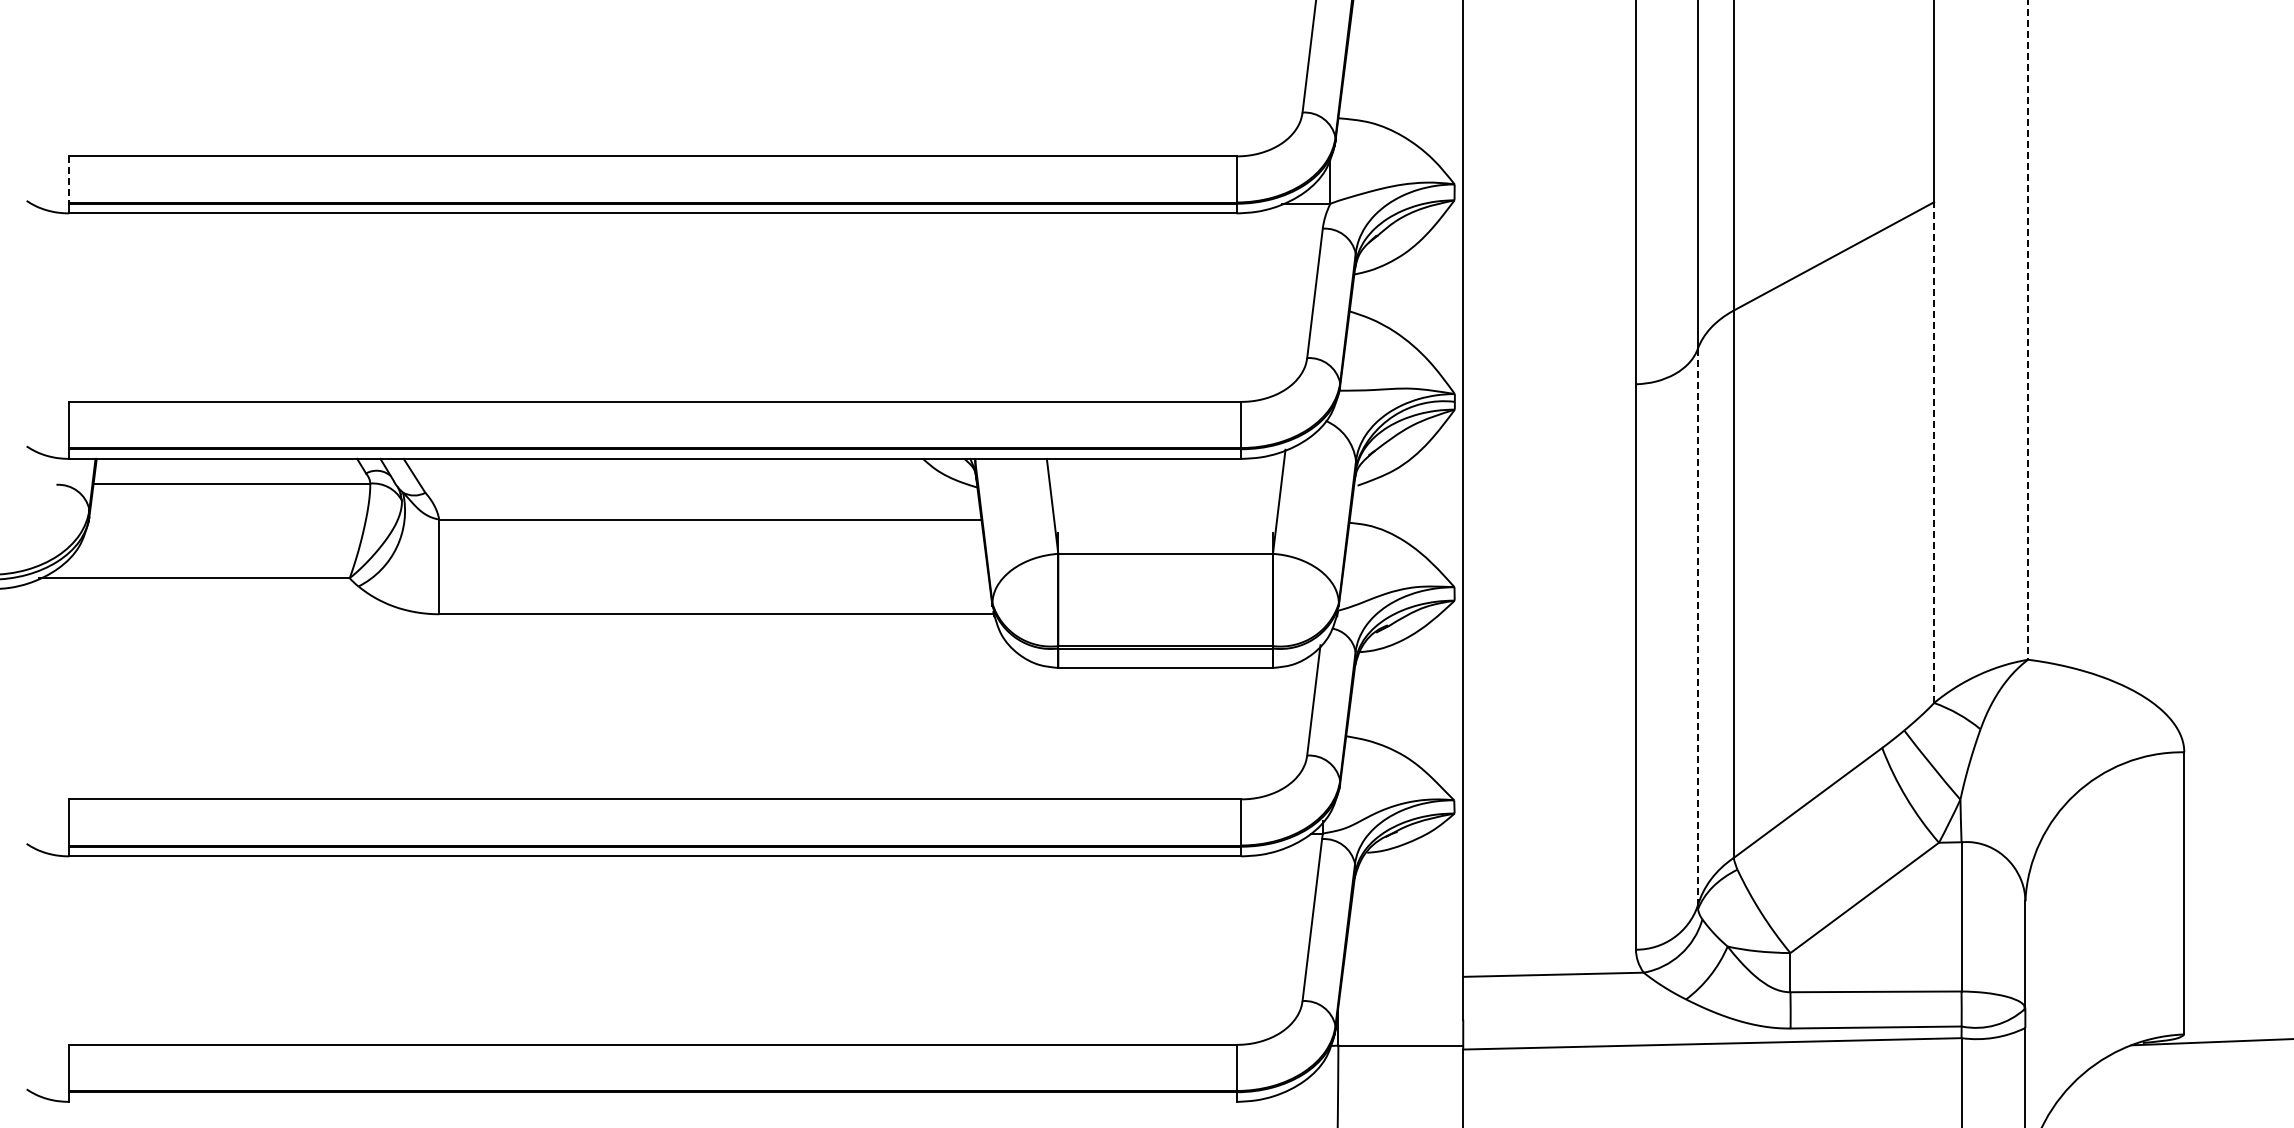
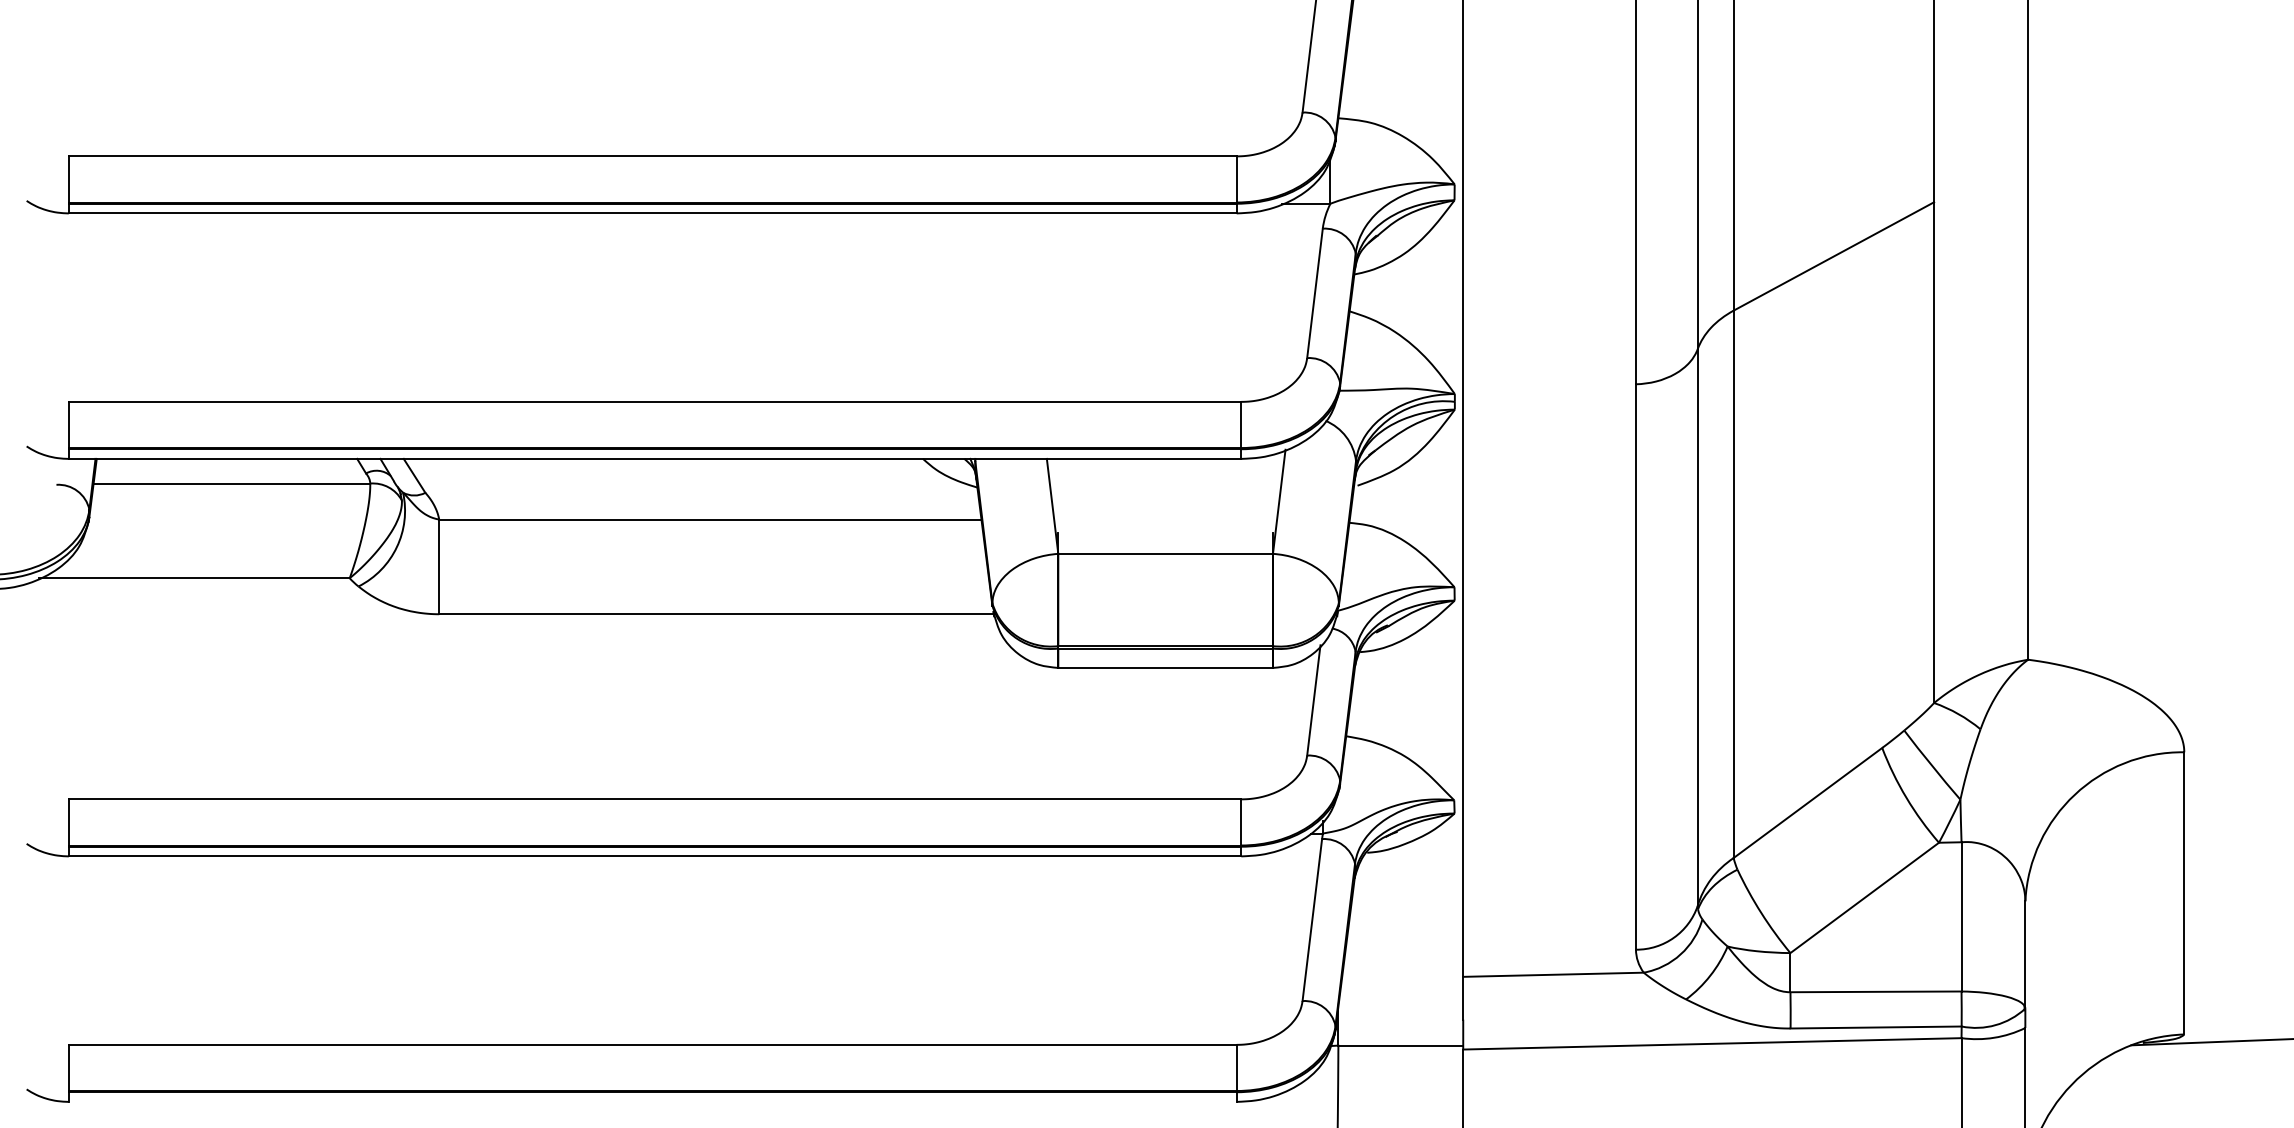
line: dashed -> solid (68, 179)
line: dashed -> solid (2028, 330)
line: dashed -> solid (1934, 452)
line: dashed -> solid (1697, 626)
